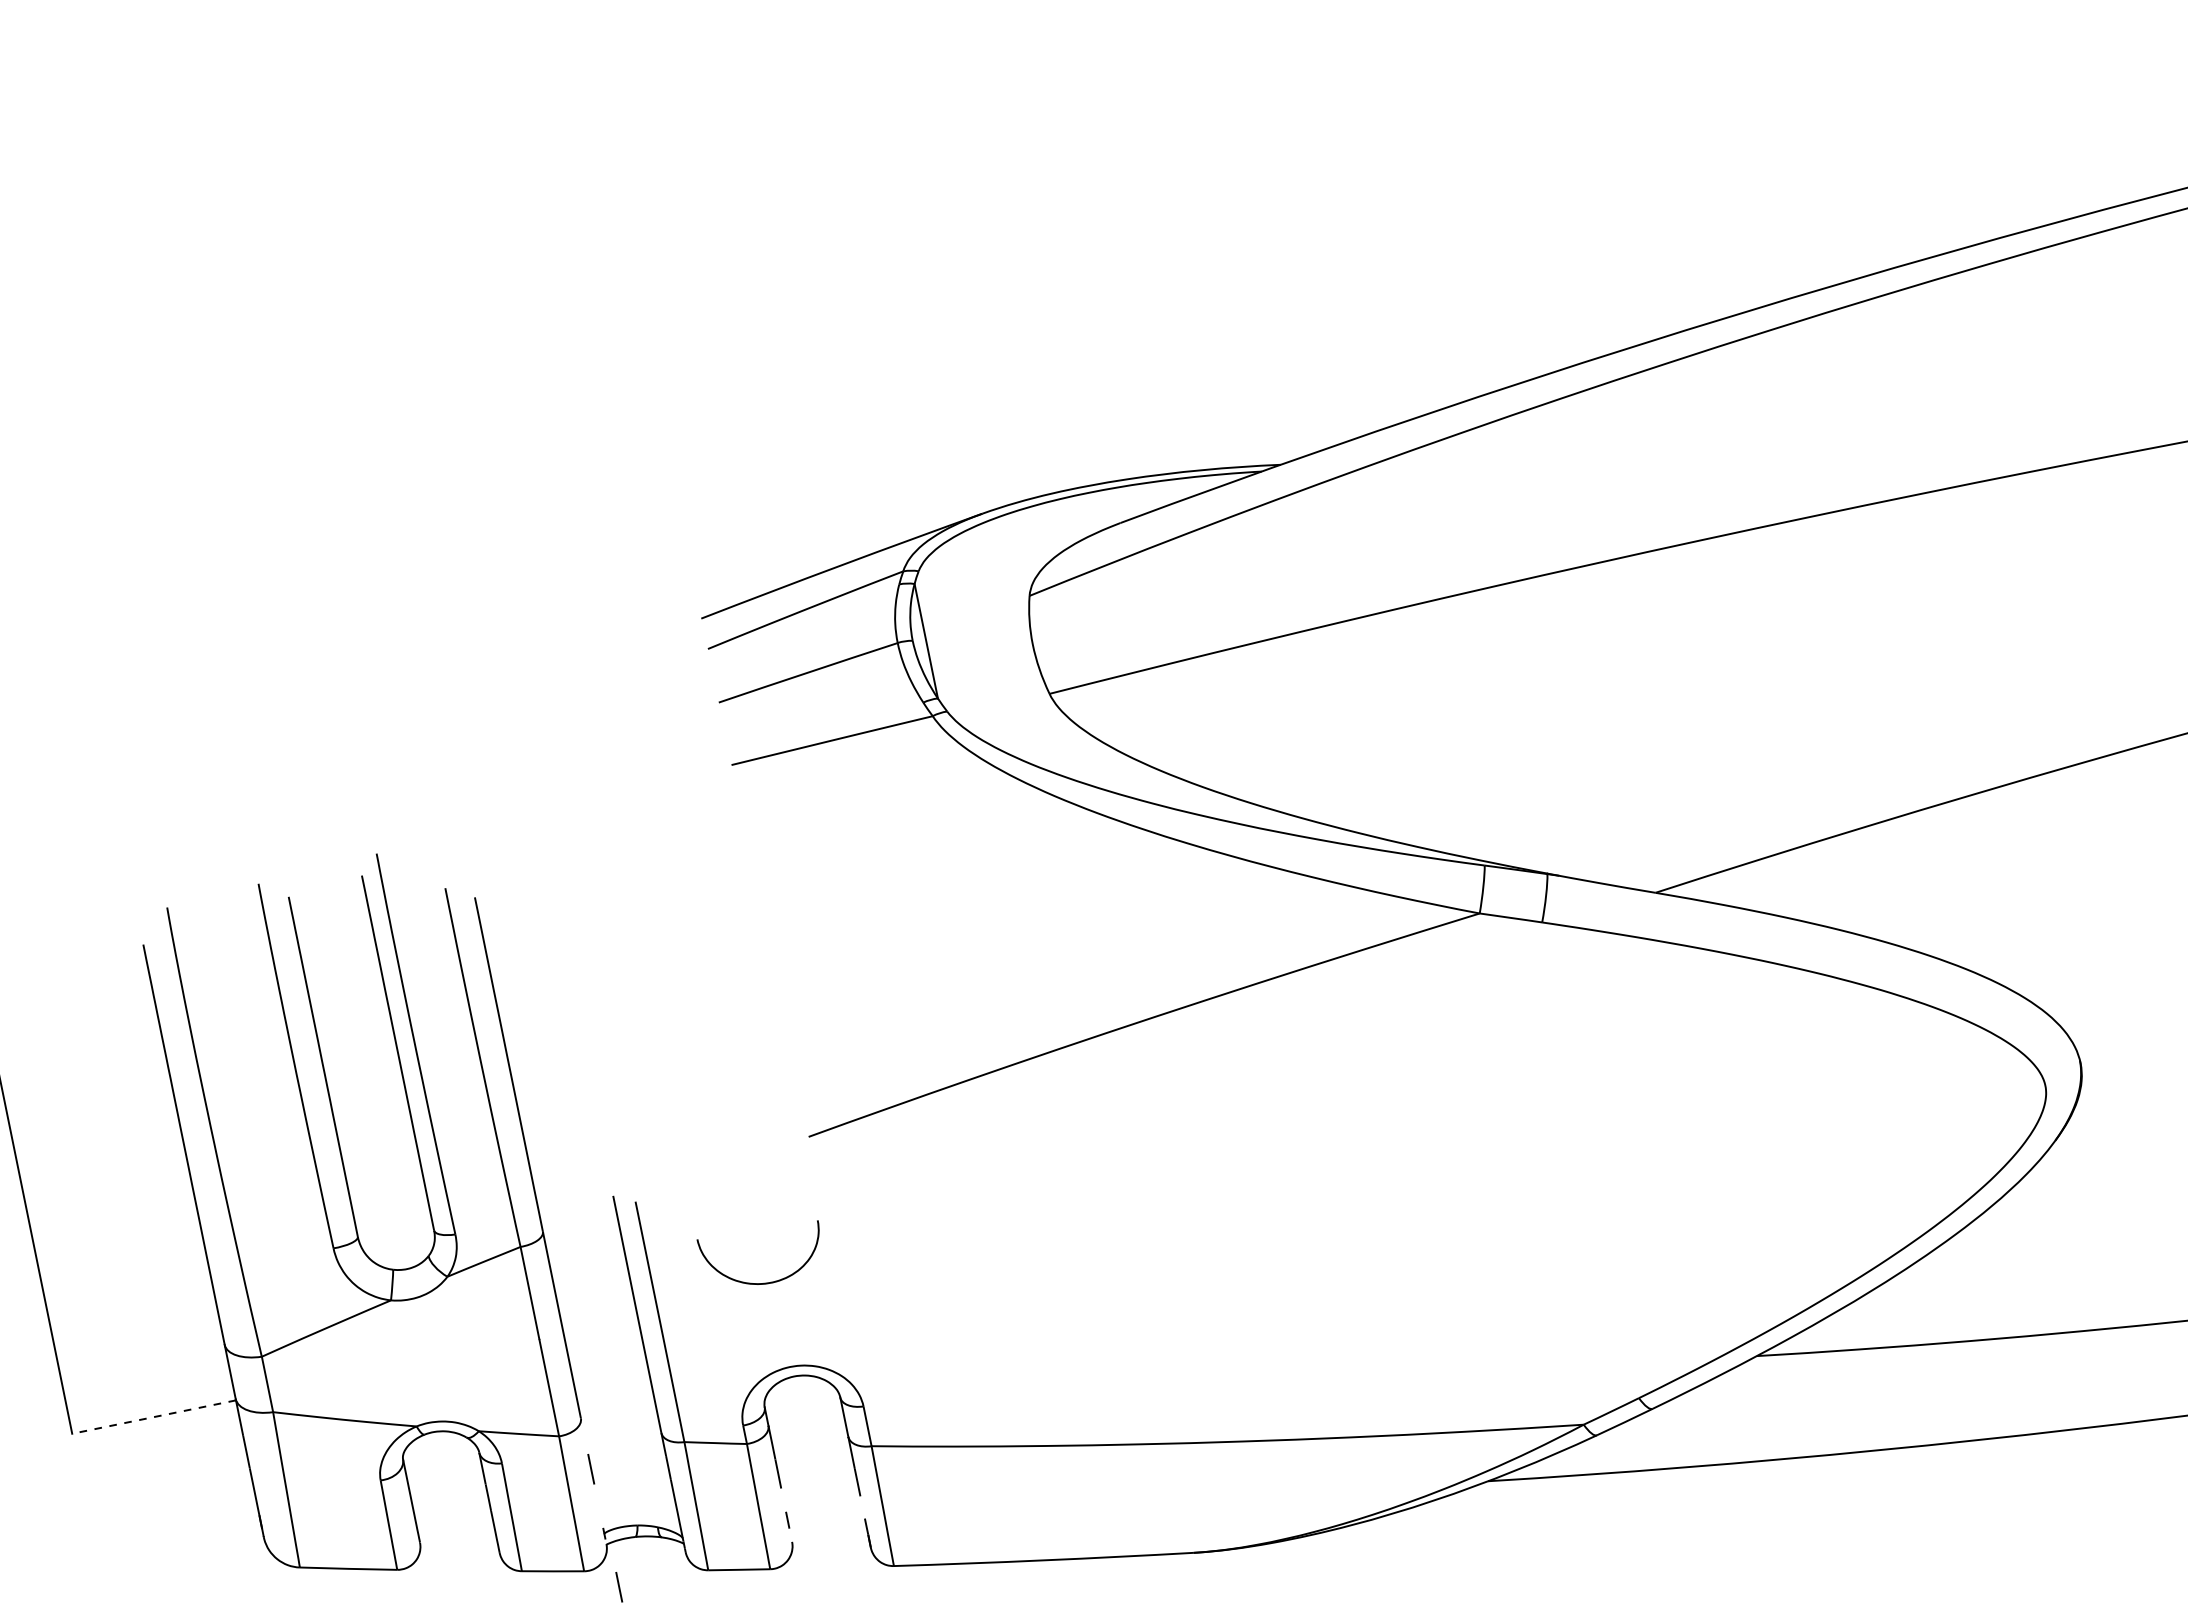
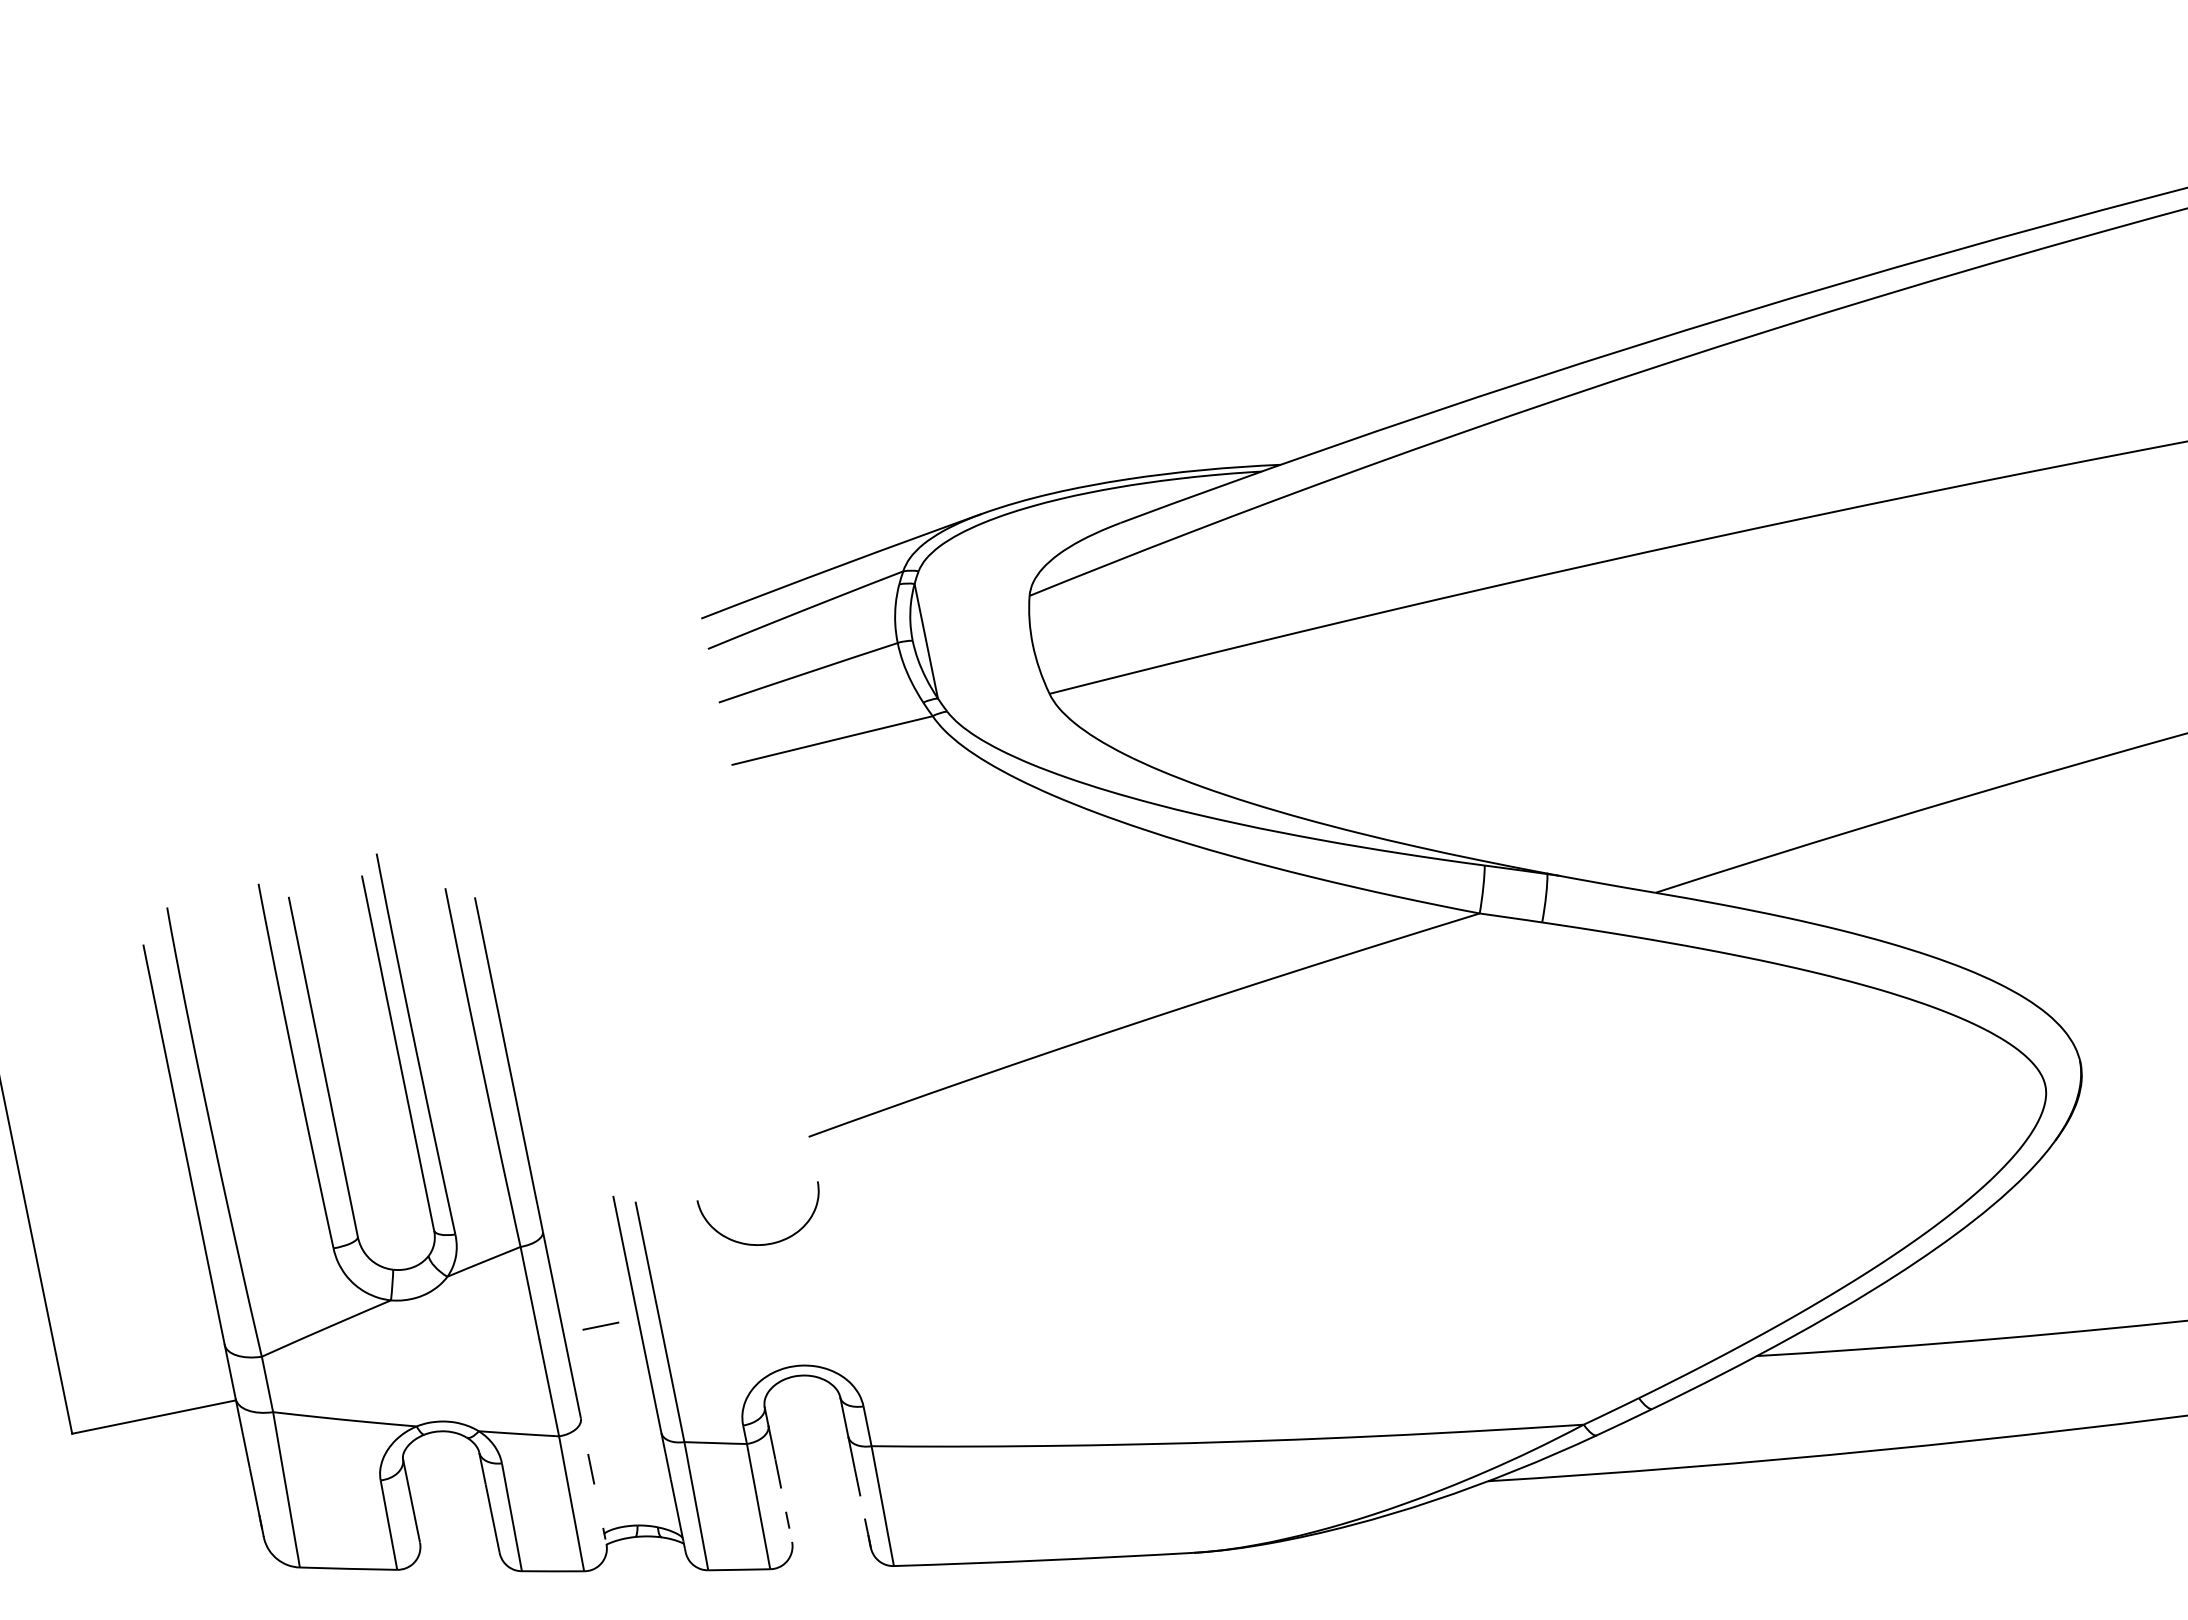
curve position: (750, 1282) -> (750, 1243) (750, 1243)
line: none -> present (600, 1325)
line: dashed -> solid (154, 1417)
line: present -> none (619, 1587)
